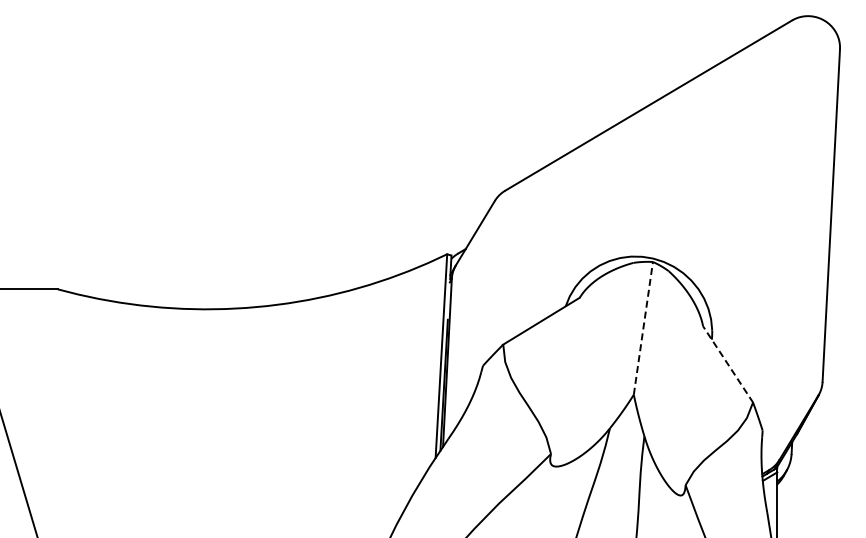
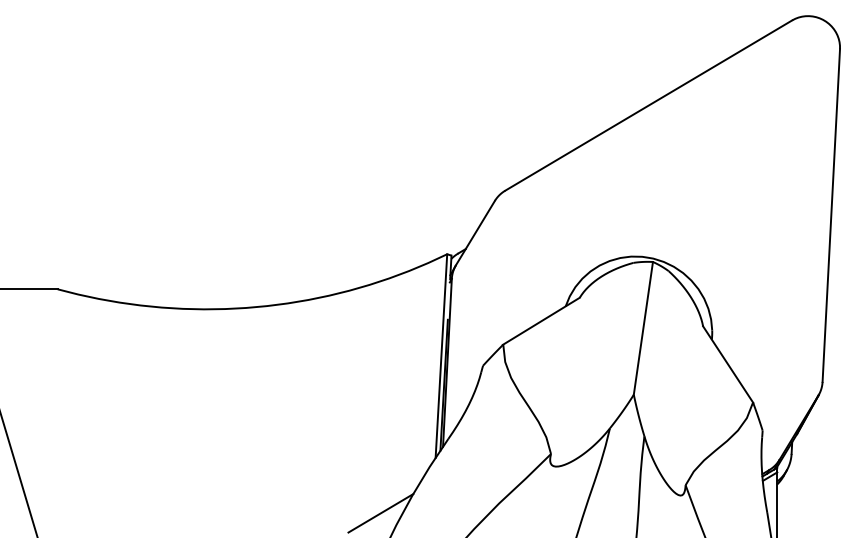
line: dashed -> solid (643, 327)
line: dashed -> solid (728, 364)
line: none -> present (380, 513)
